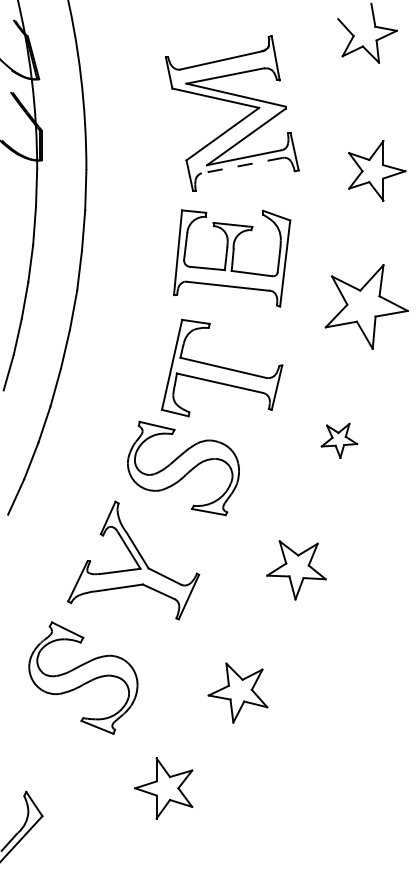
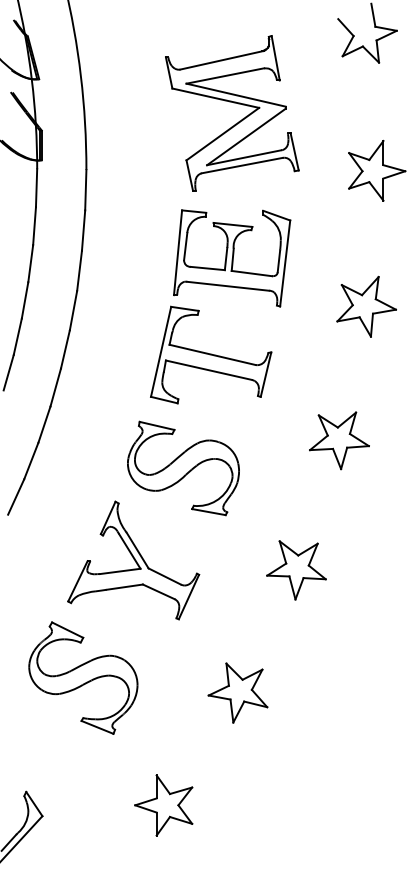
line: dashed -> solid (241, 165)
part size: 85x86 px -> 61x63 px (366, 306)
part position: (222, 367) -> (211, 354) (211, 354)
part size: 39x37 px -> 61x60 px (339, 440)
part position: (163, 788) -> (163, 805) (163, 805)
